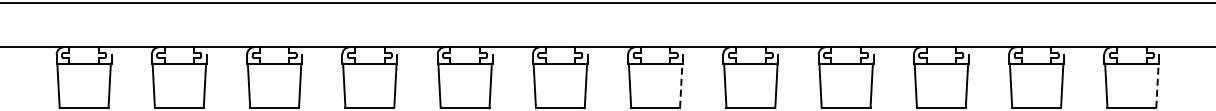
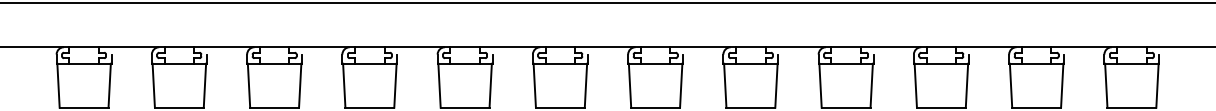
line: dashed -> solid (681, 85)
line: dashed -> solid (1157, 85)
